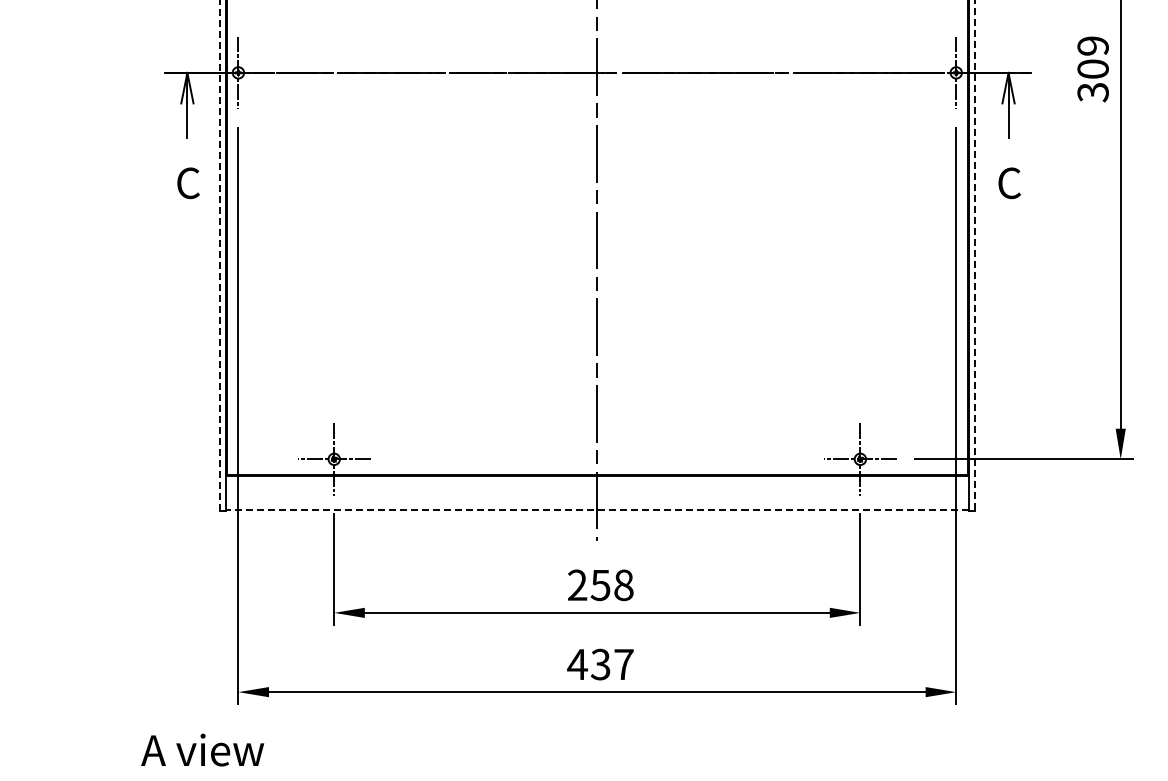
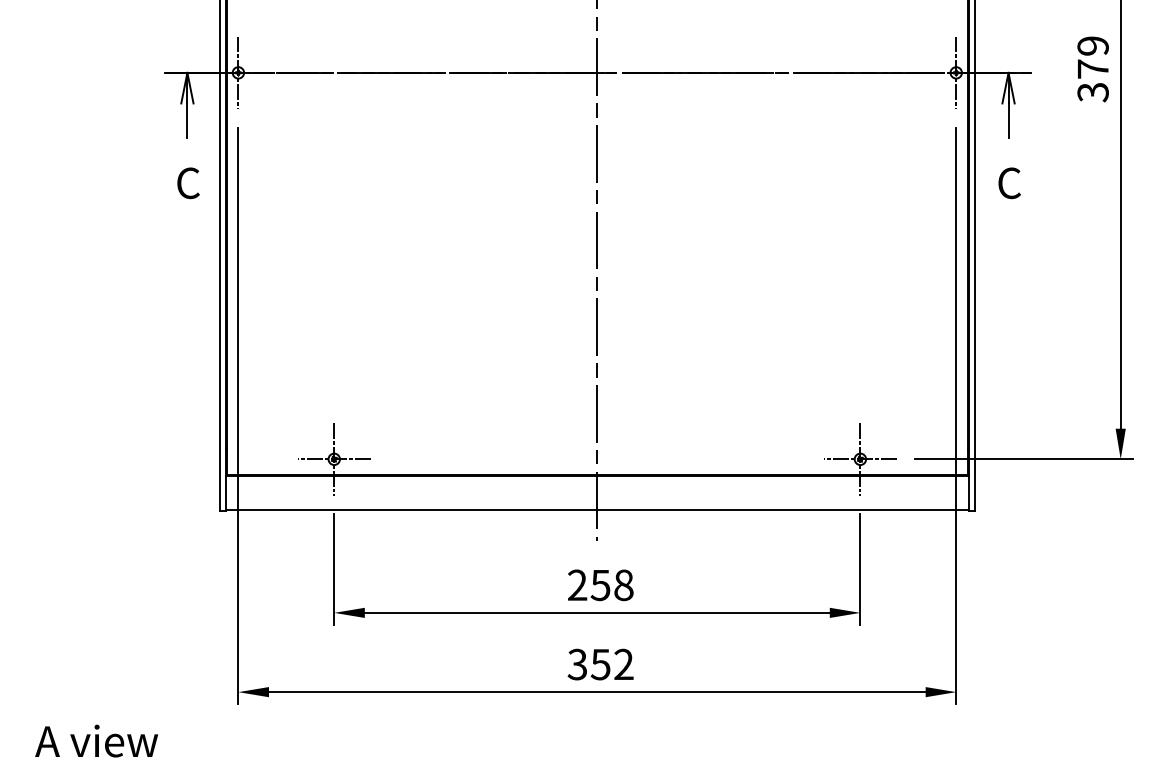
text: 309 -> 379 (1092, 68)
line: dashed -> solid (220, 255)
line: dashed -> solid (974, 256)
line: dashed -> solid (596, 510)
text: 437 -> 352 (600, 664)
text position: (202, 749) -> (96, 740) (96, 740)
